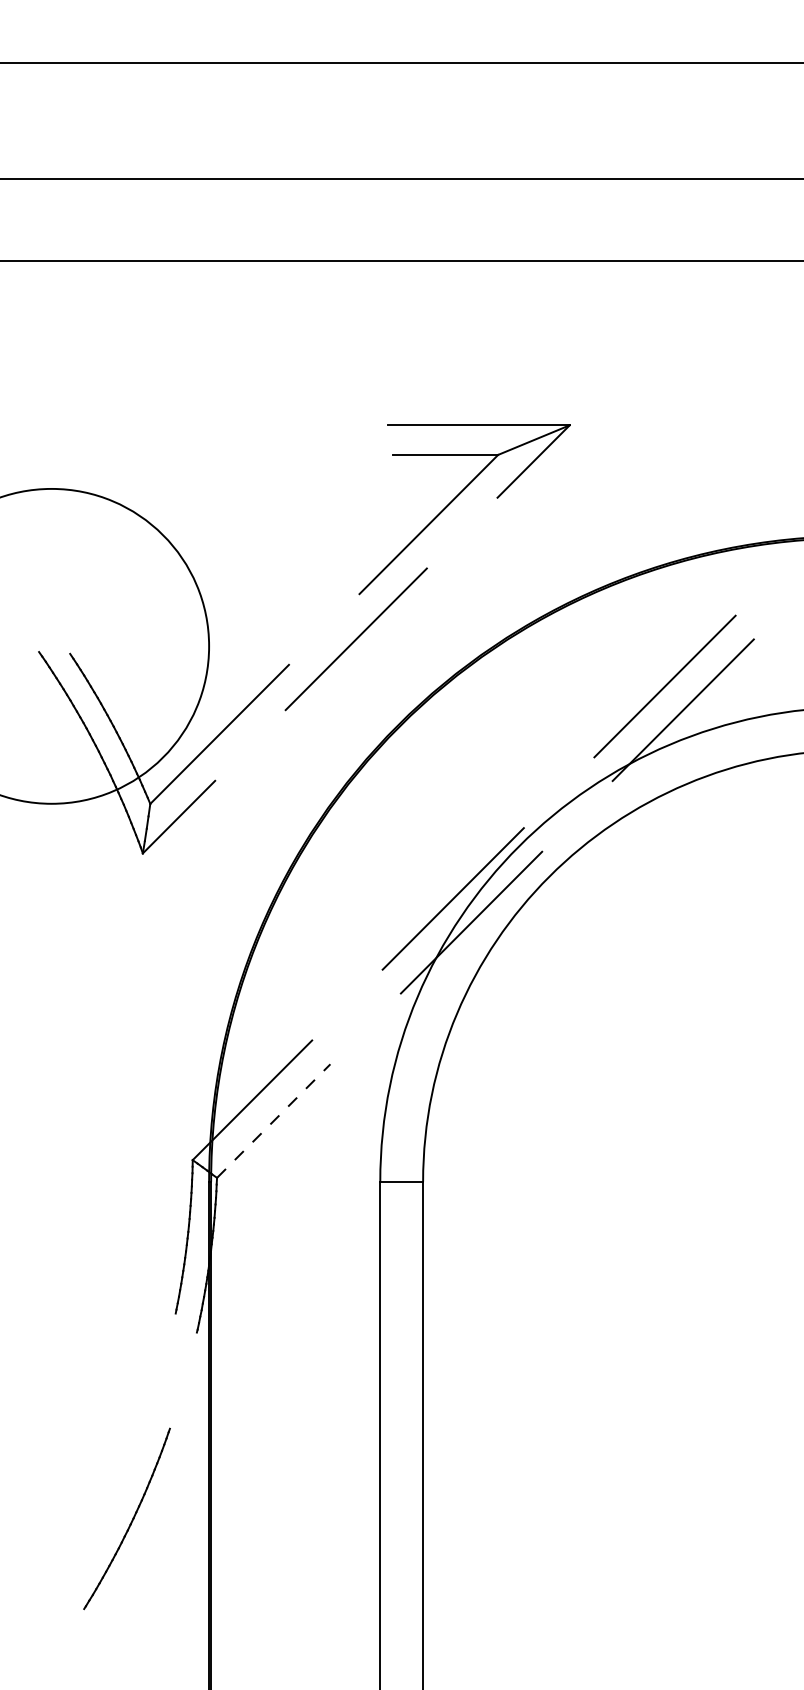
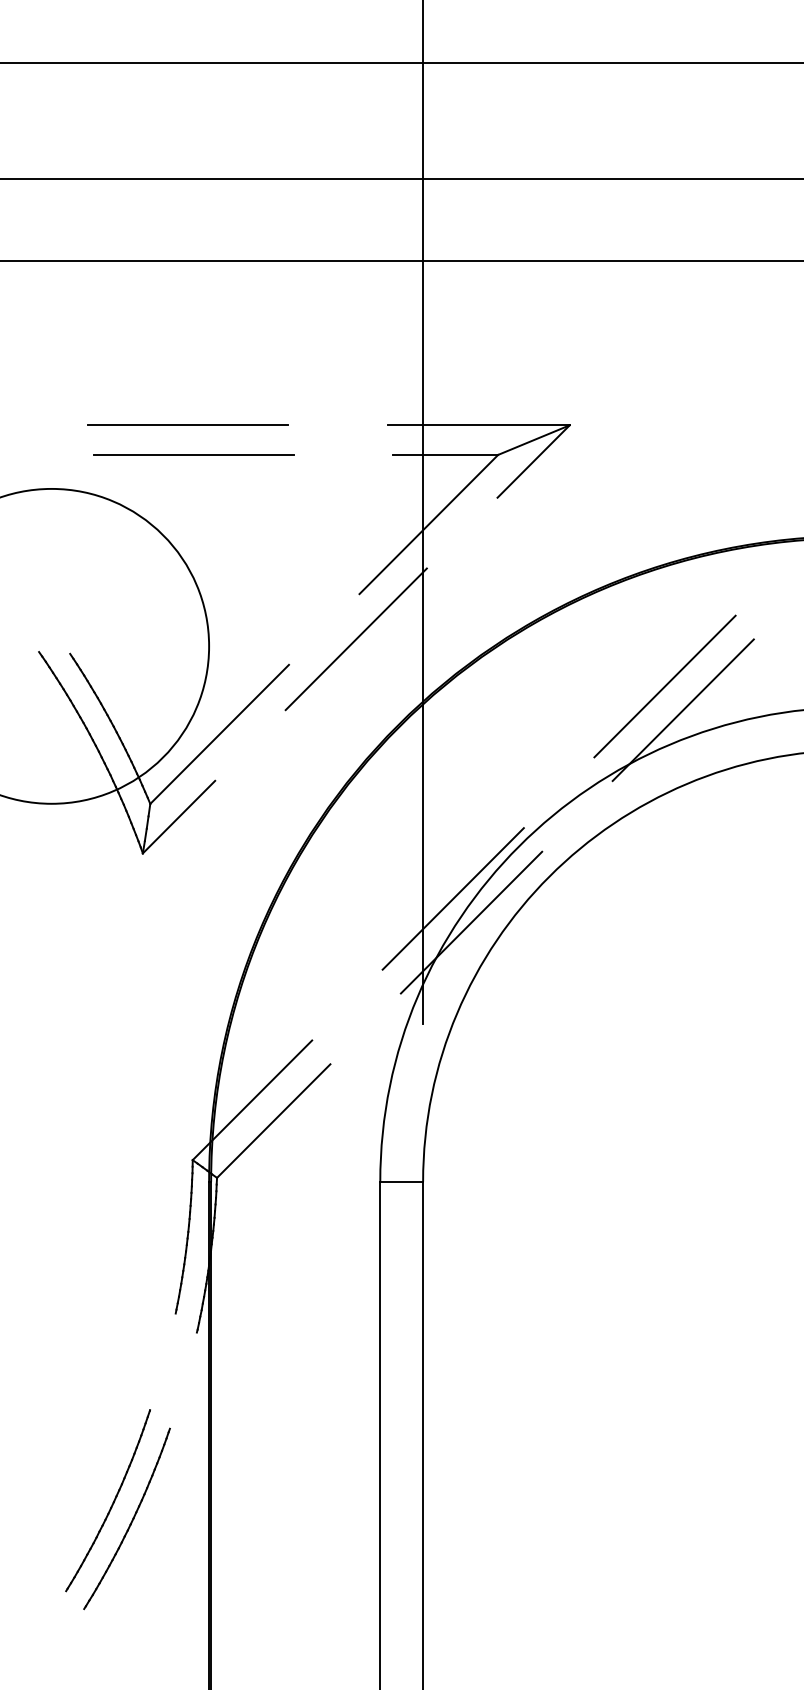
line: none -> present (187, 425)
line: none -> present (193, 454)
line: none -> present (423, 513)
line: dashed -> solid (274, 1120)
part: none -> present (107, 1500)
